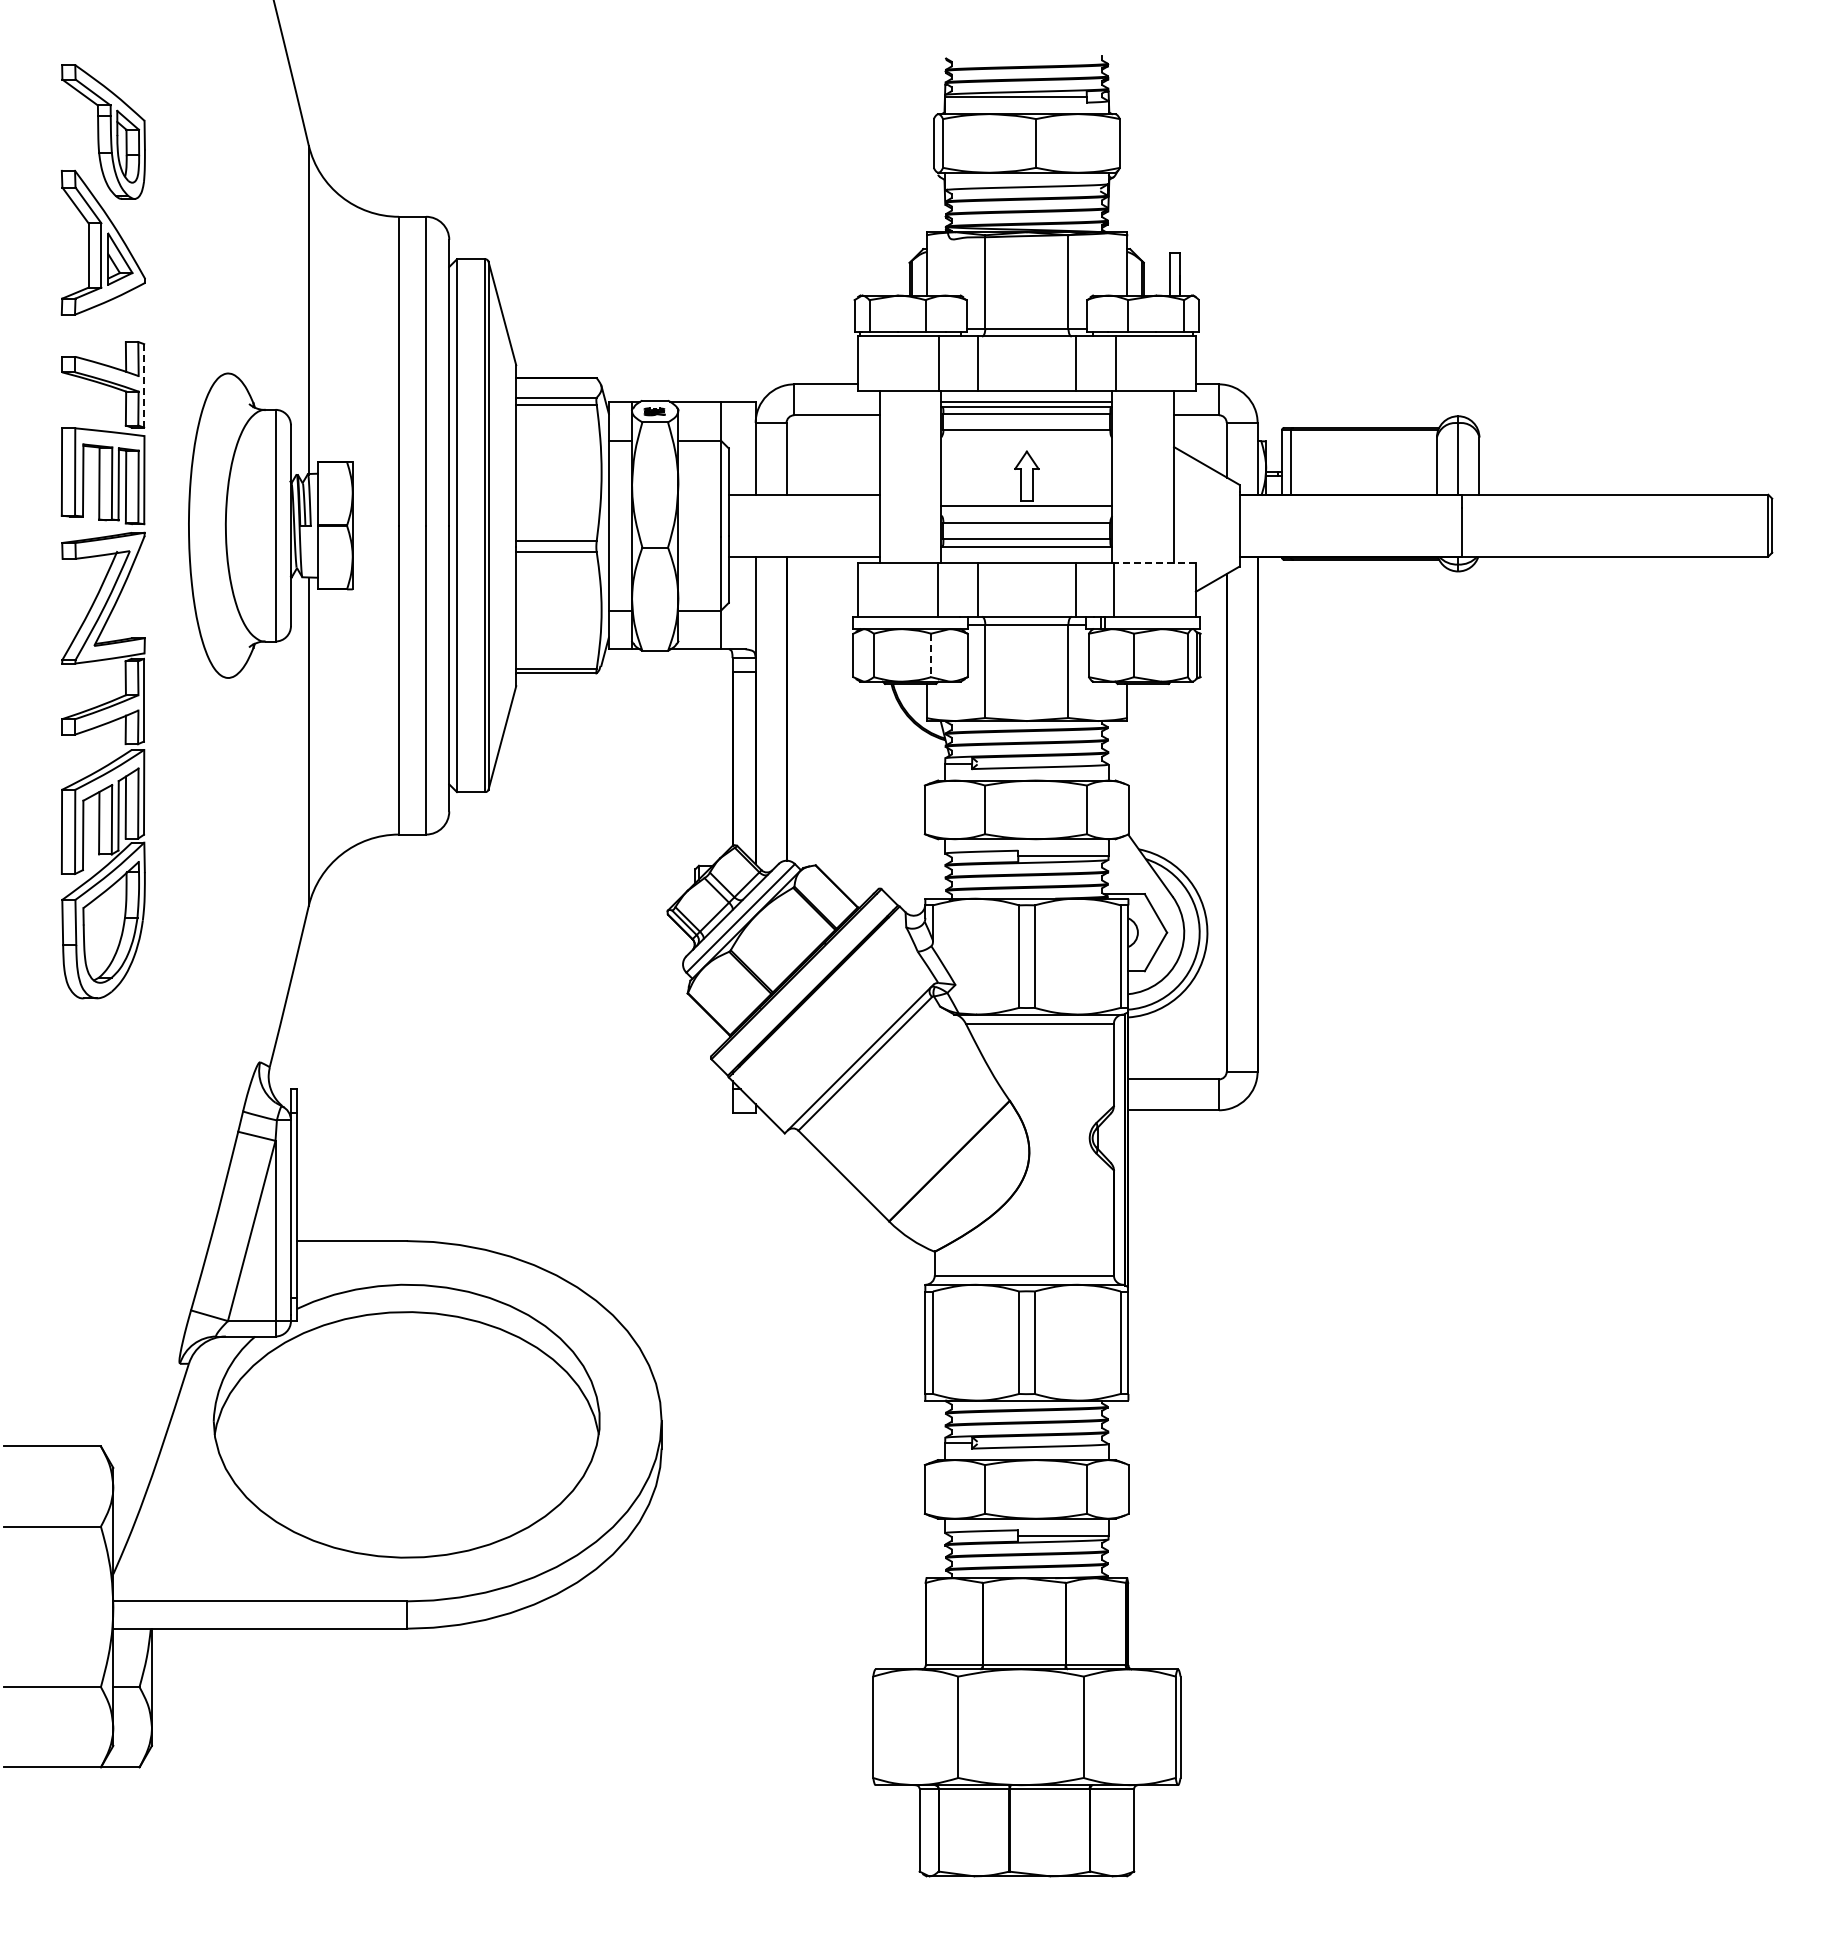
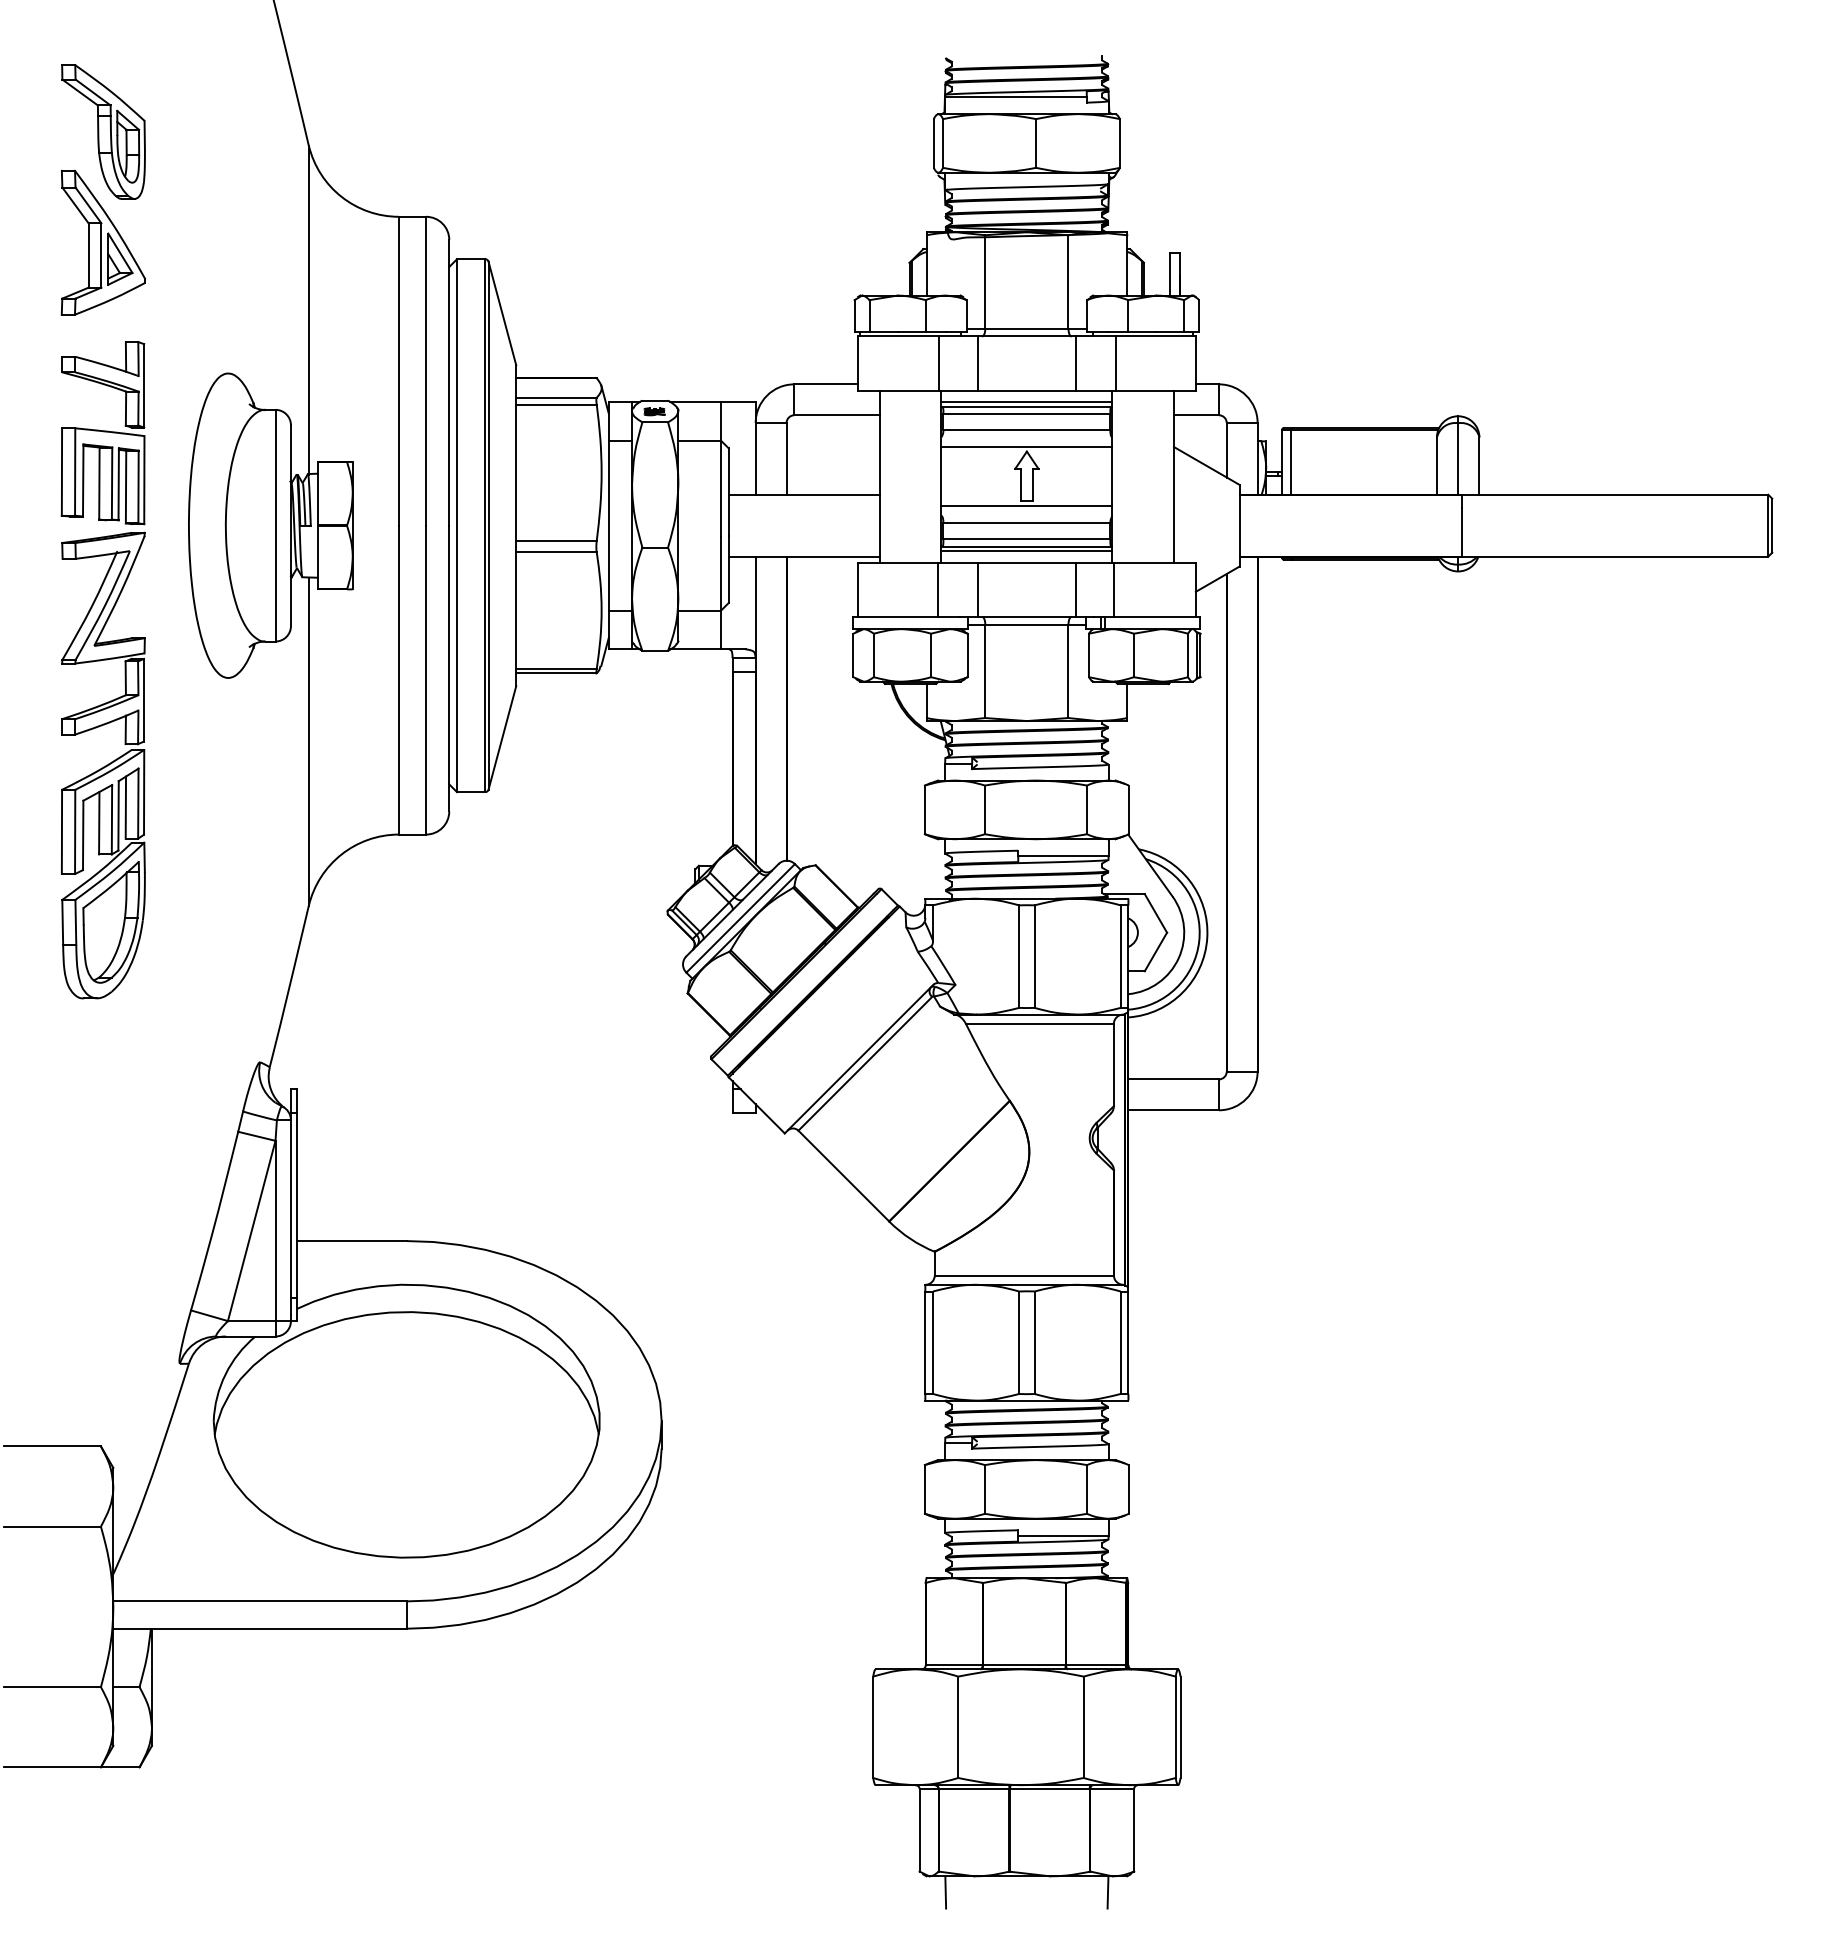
line: dashed -> solid (144, 385)
line: none -> present (1026, 446)
line: none -> present (1026, 551)
line: dashed -> solid (1155, 562)
line: dashed -> solid (931, 655)
line: none -> present (945, 1892)
line: none -> present (1107, 1892)
